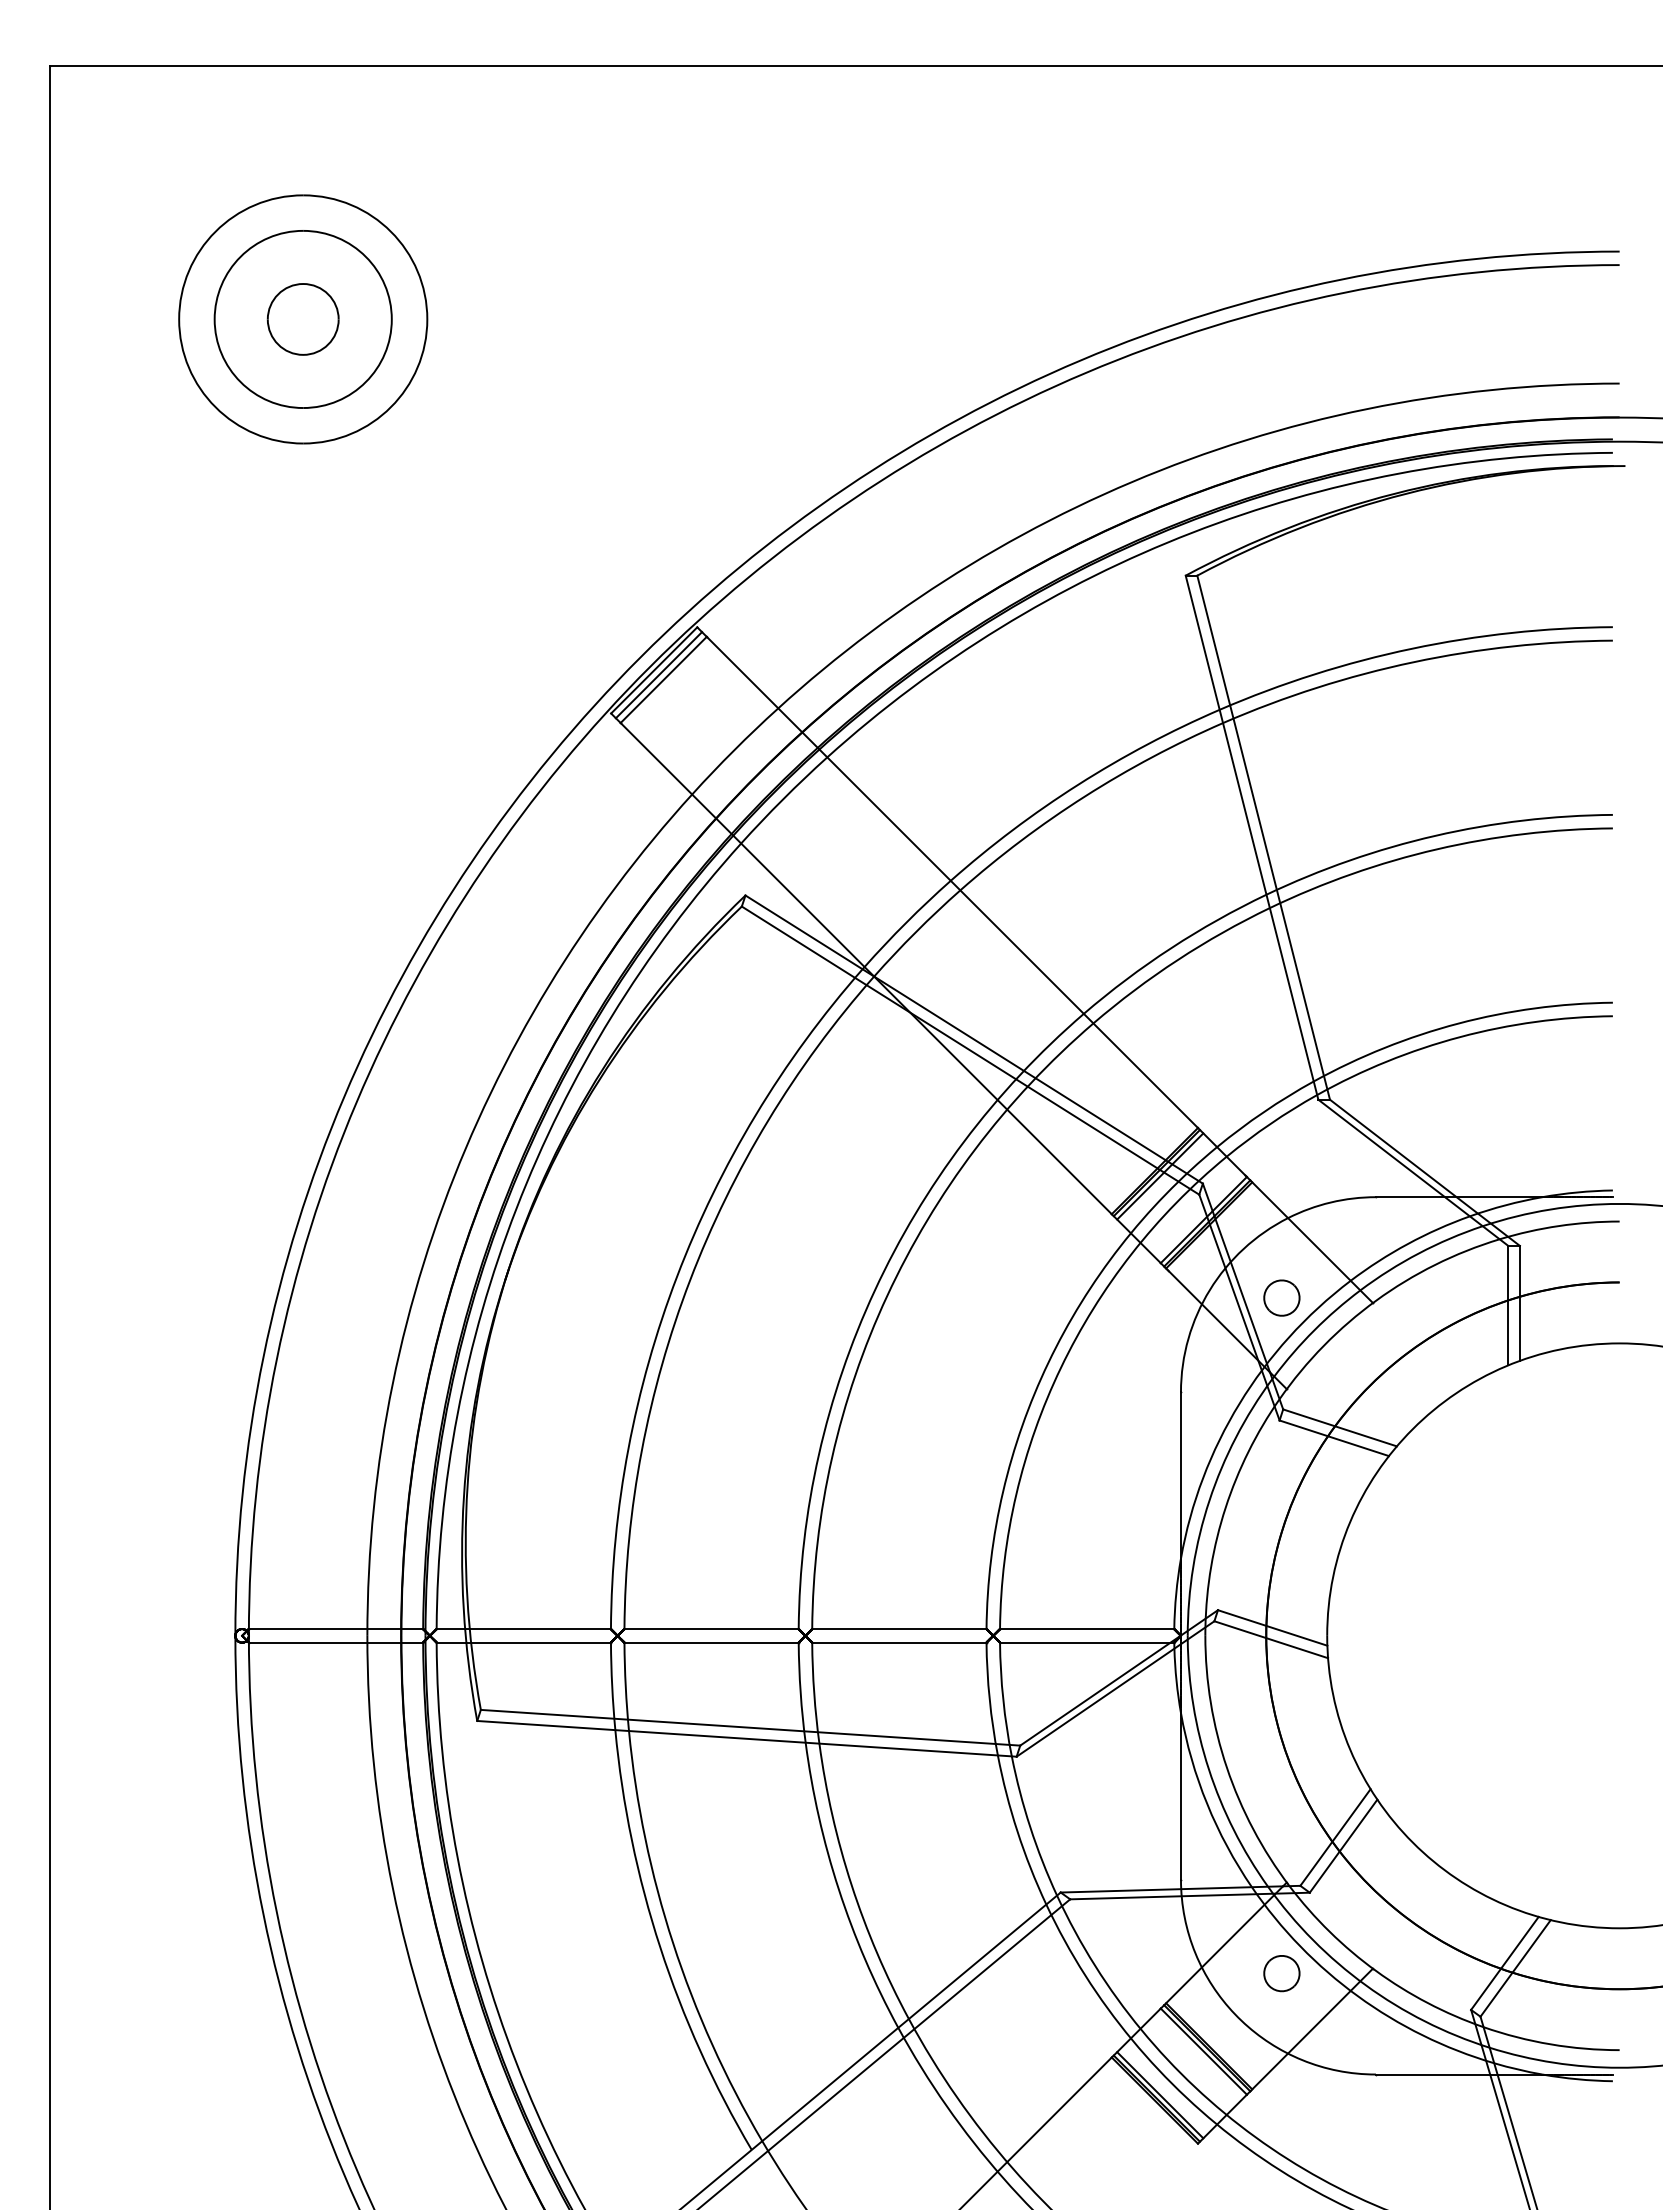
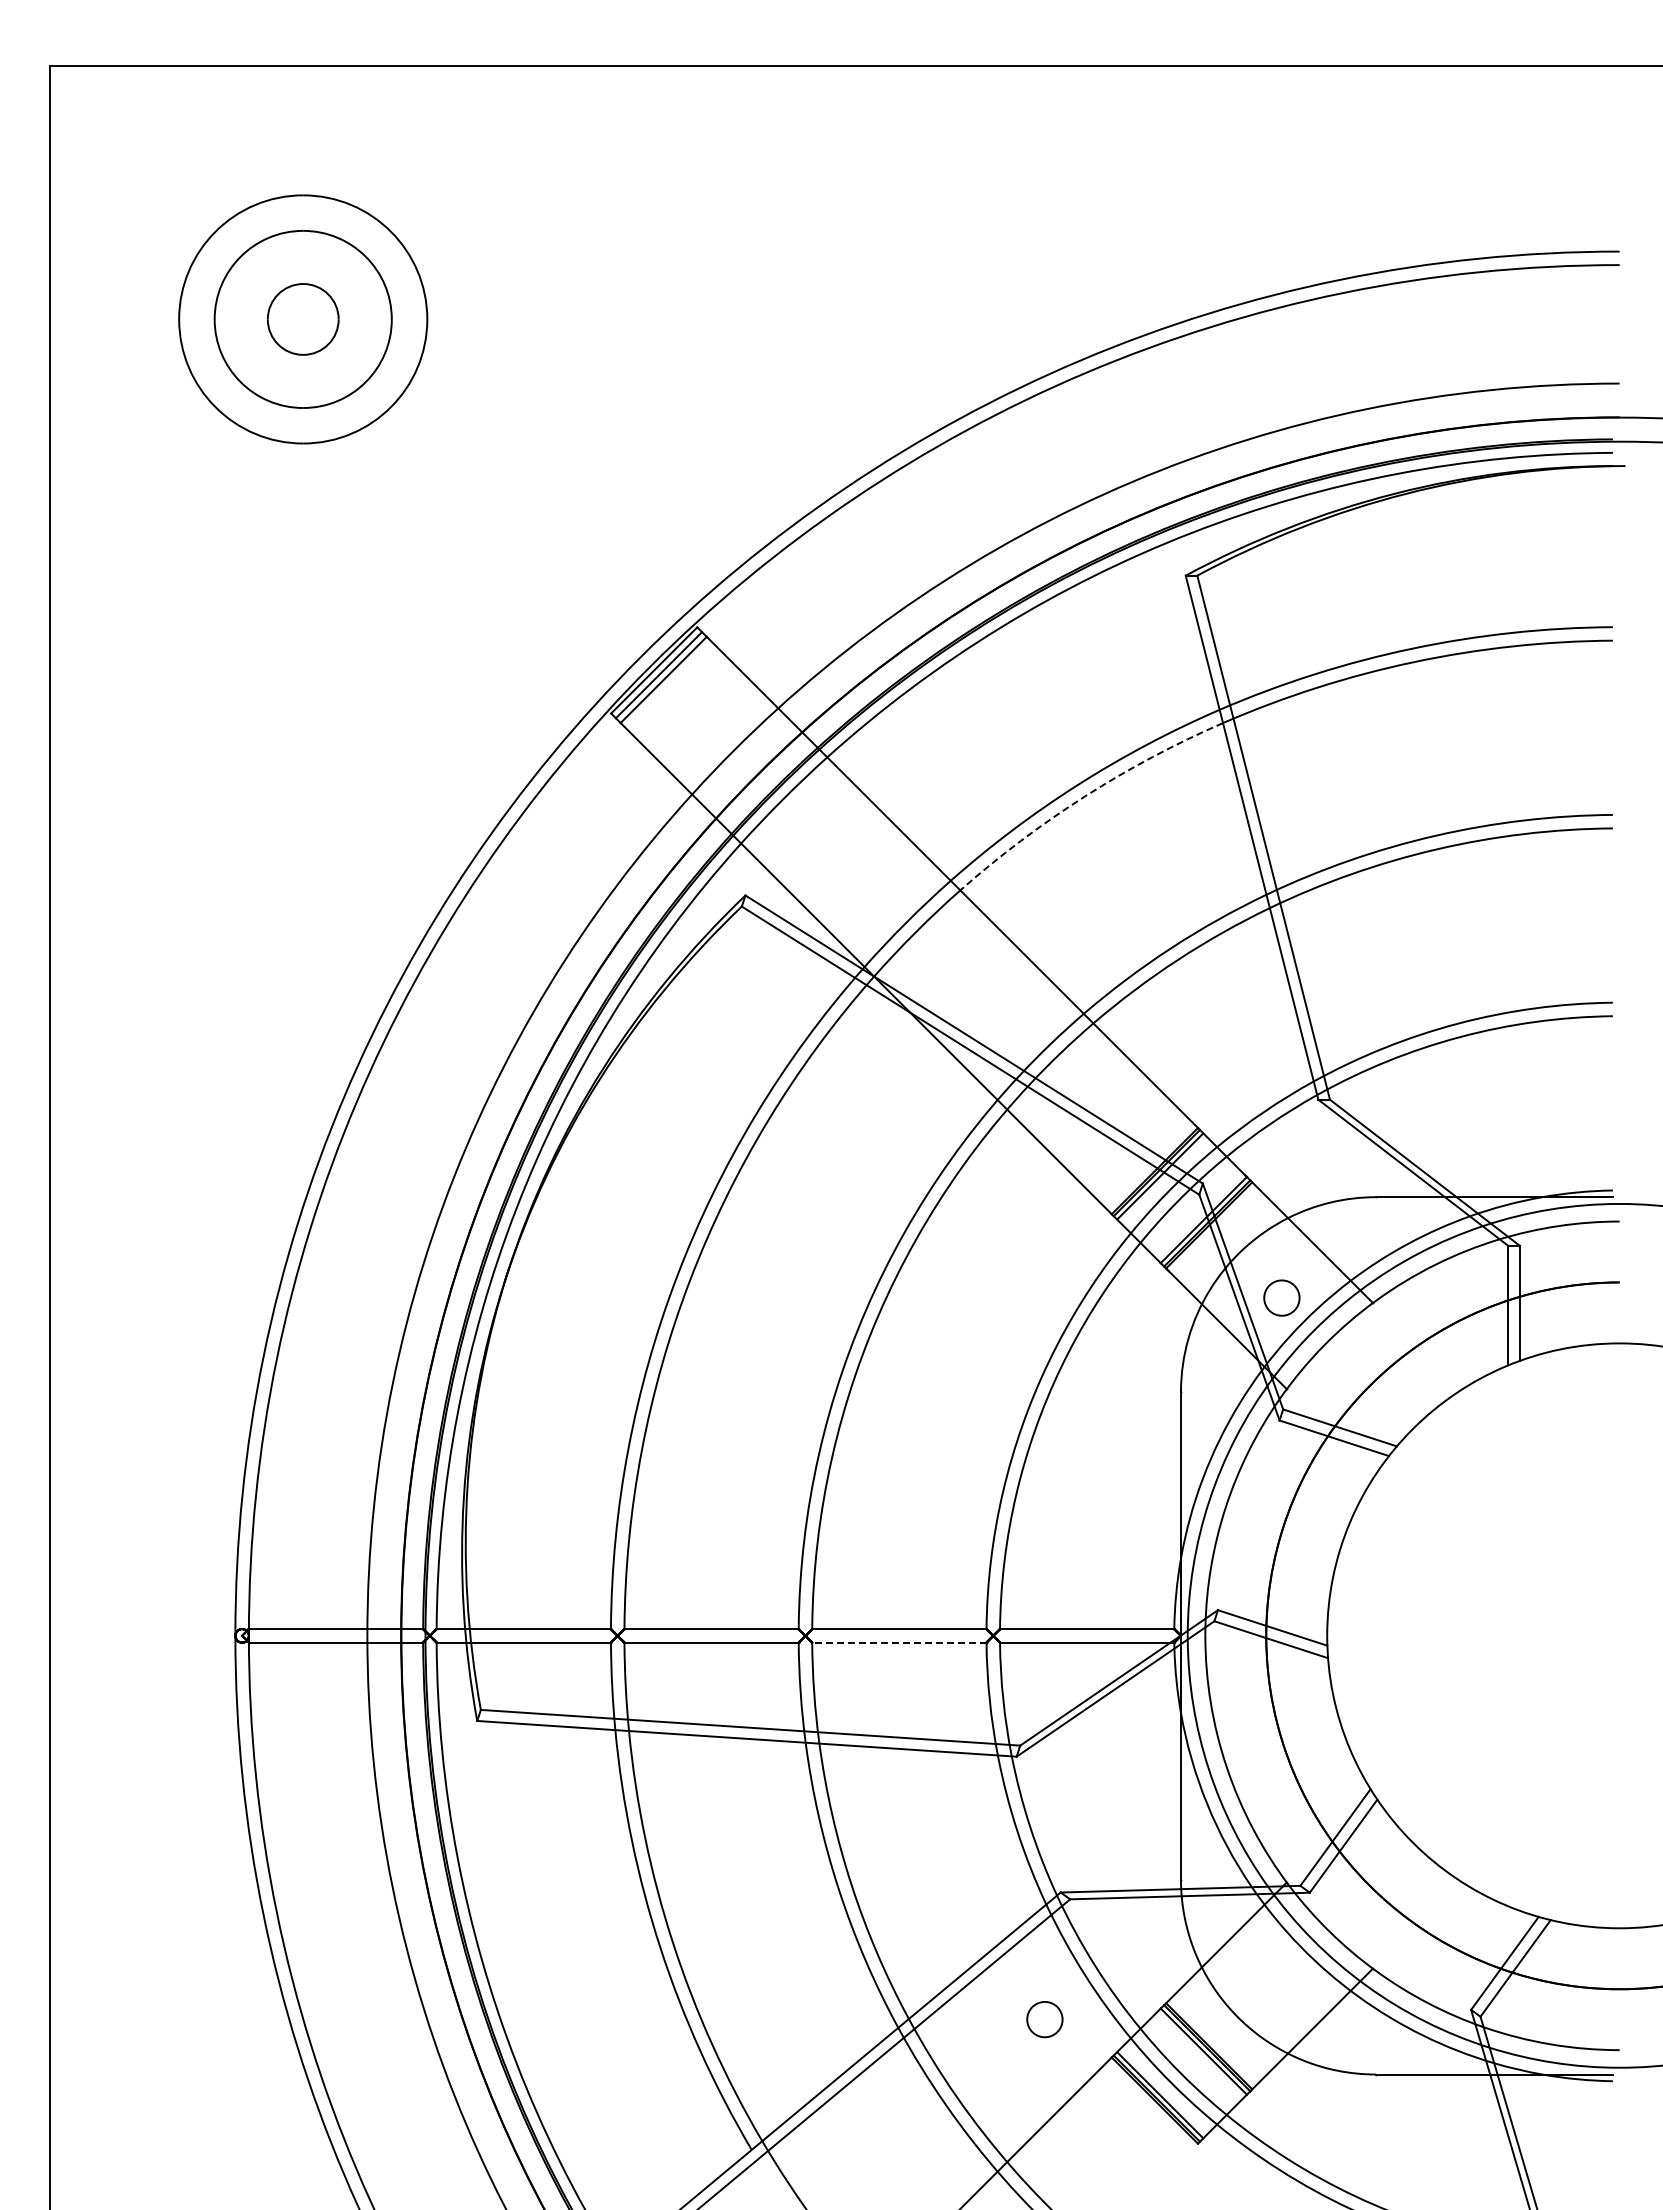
arc: solid -> dashed (1085, 796)
line: solid -> dashed (898, 1642)
part position: (1281, 1973) -> (1044, 2019) (1044, 2019)
